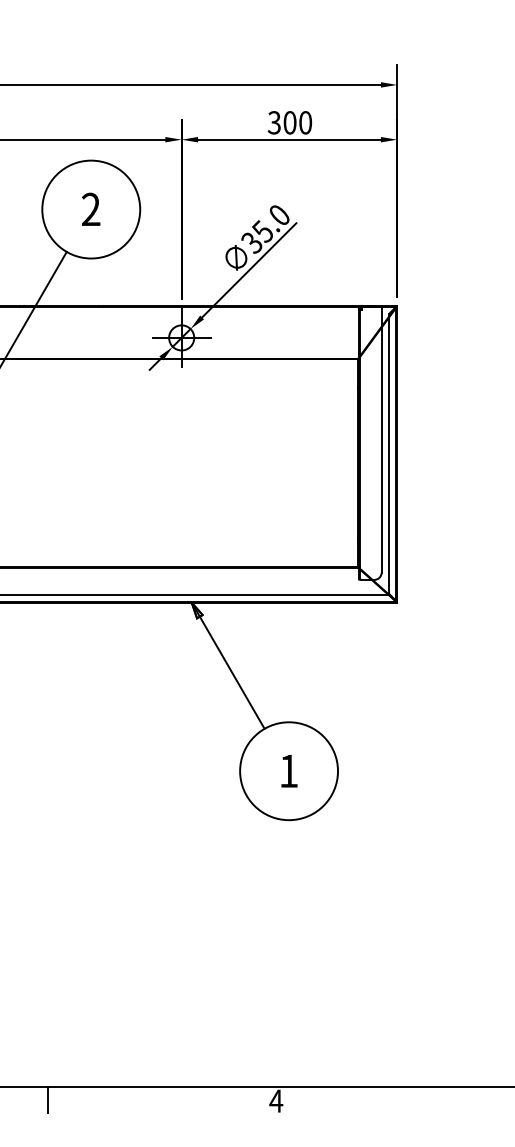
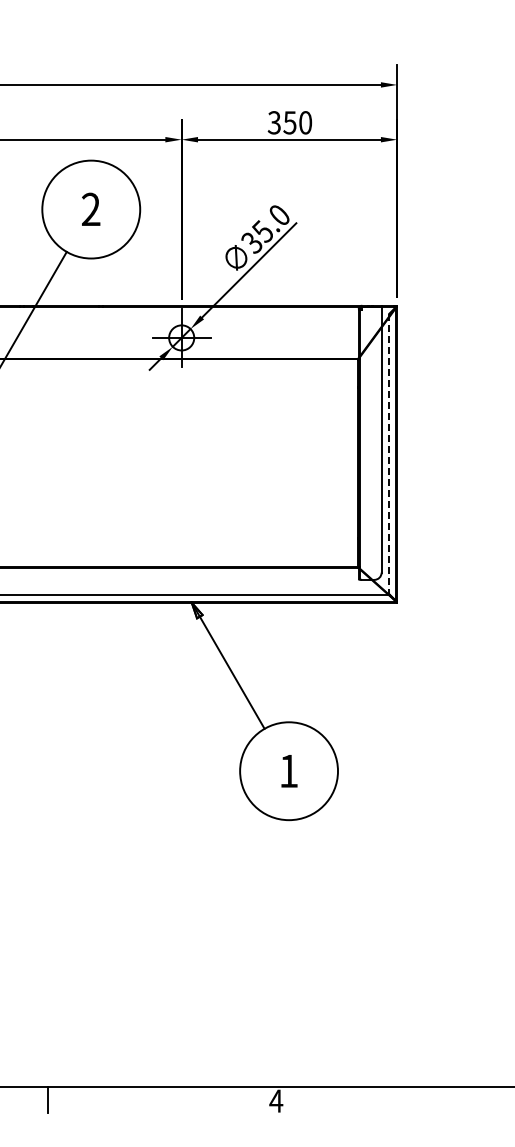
text: 300 -> 350 (289, 122)
line: solid -> dashed (389, 454)
